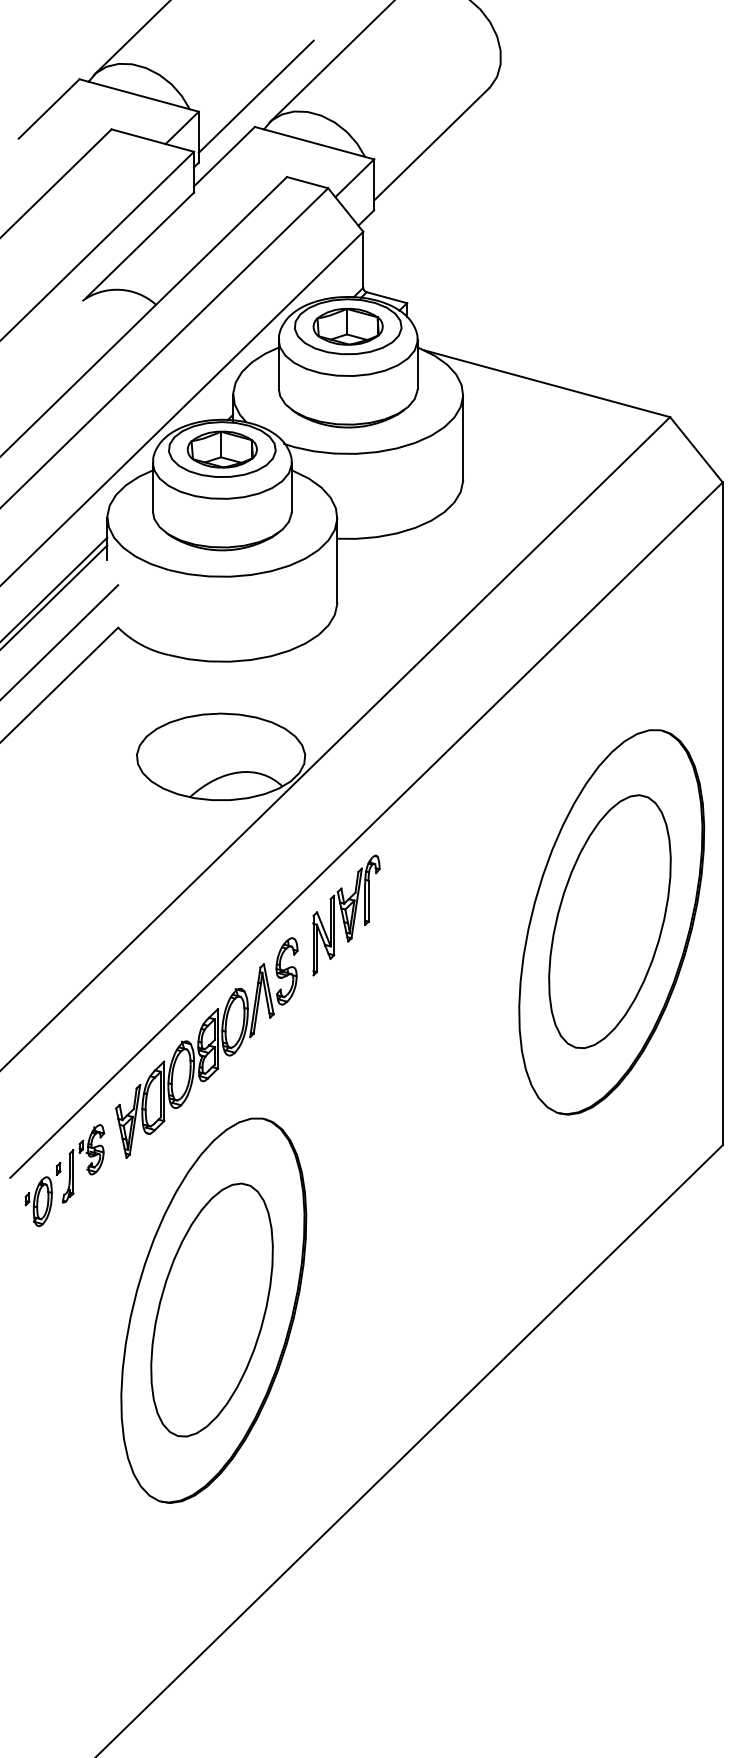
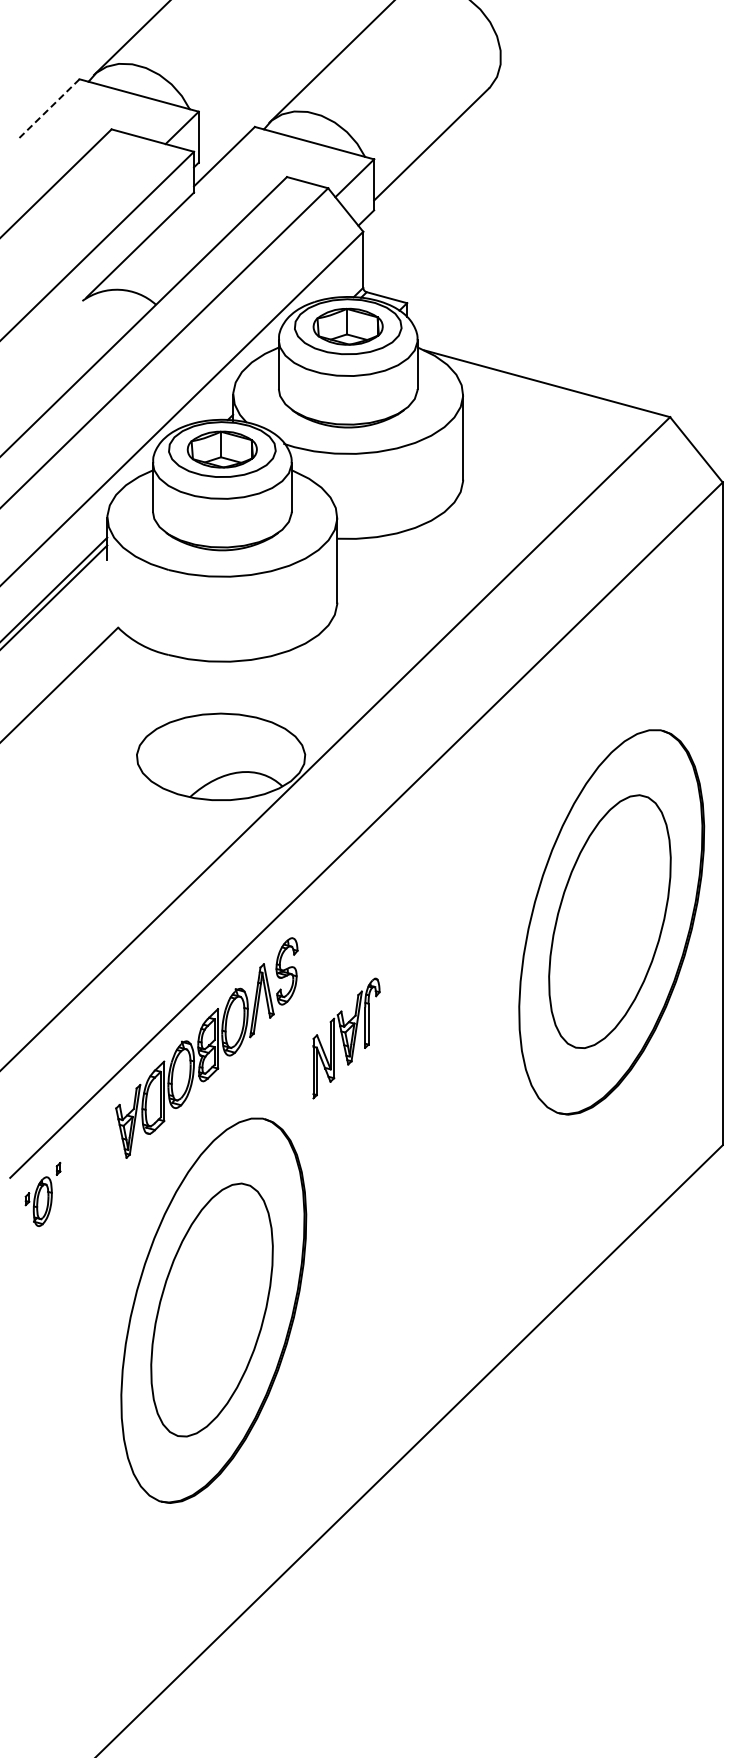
line: present -> none (255, 96)
line: solid -> dashed (49, 109)
line: present -> none (60, 641)
part position: (346, 915) -> (346, 1038) (346, 1038)
part: present -> none (83, 1163)
